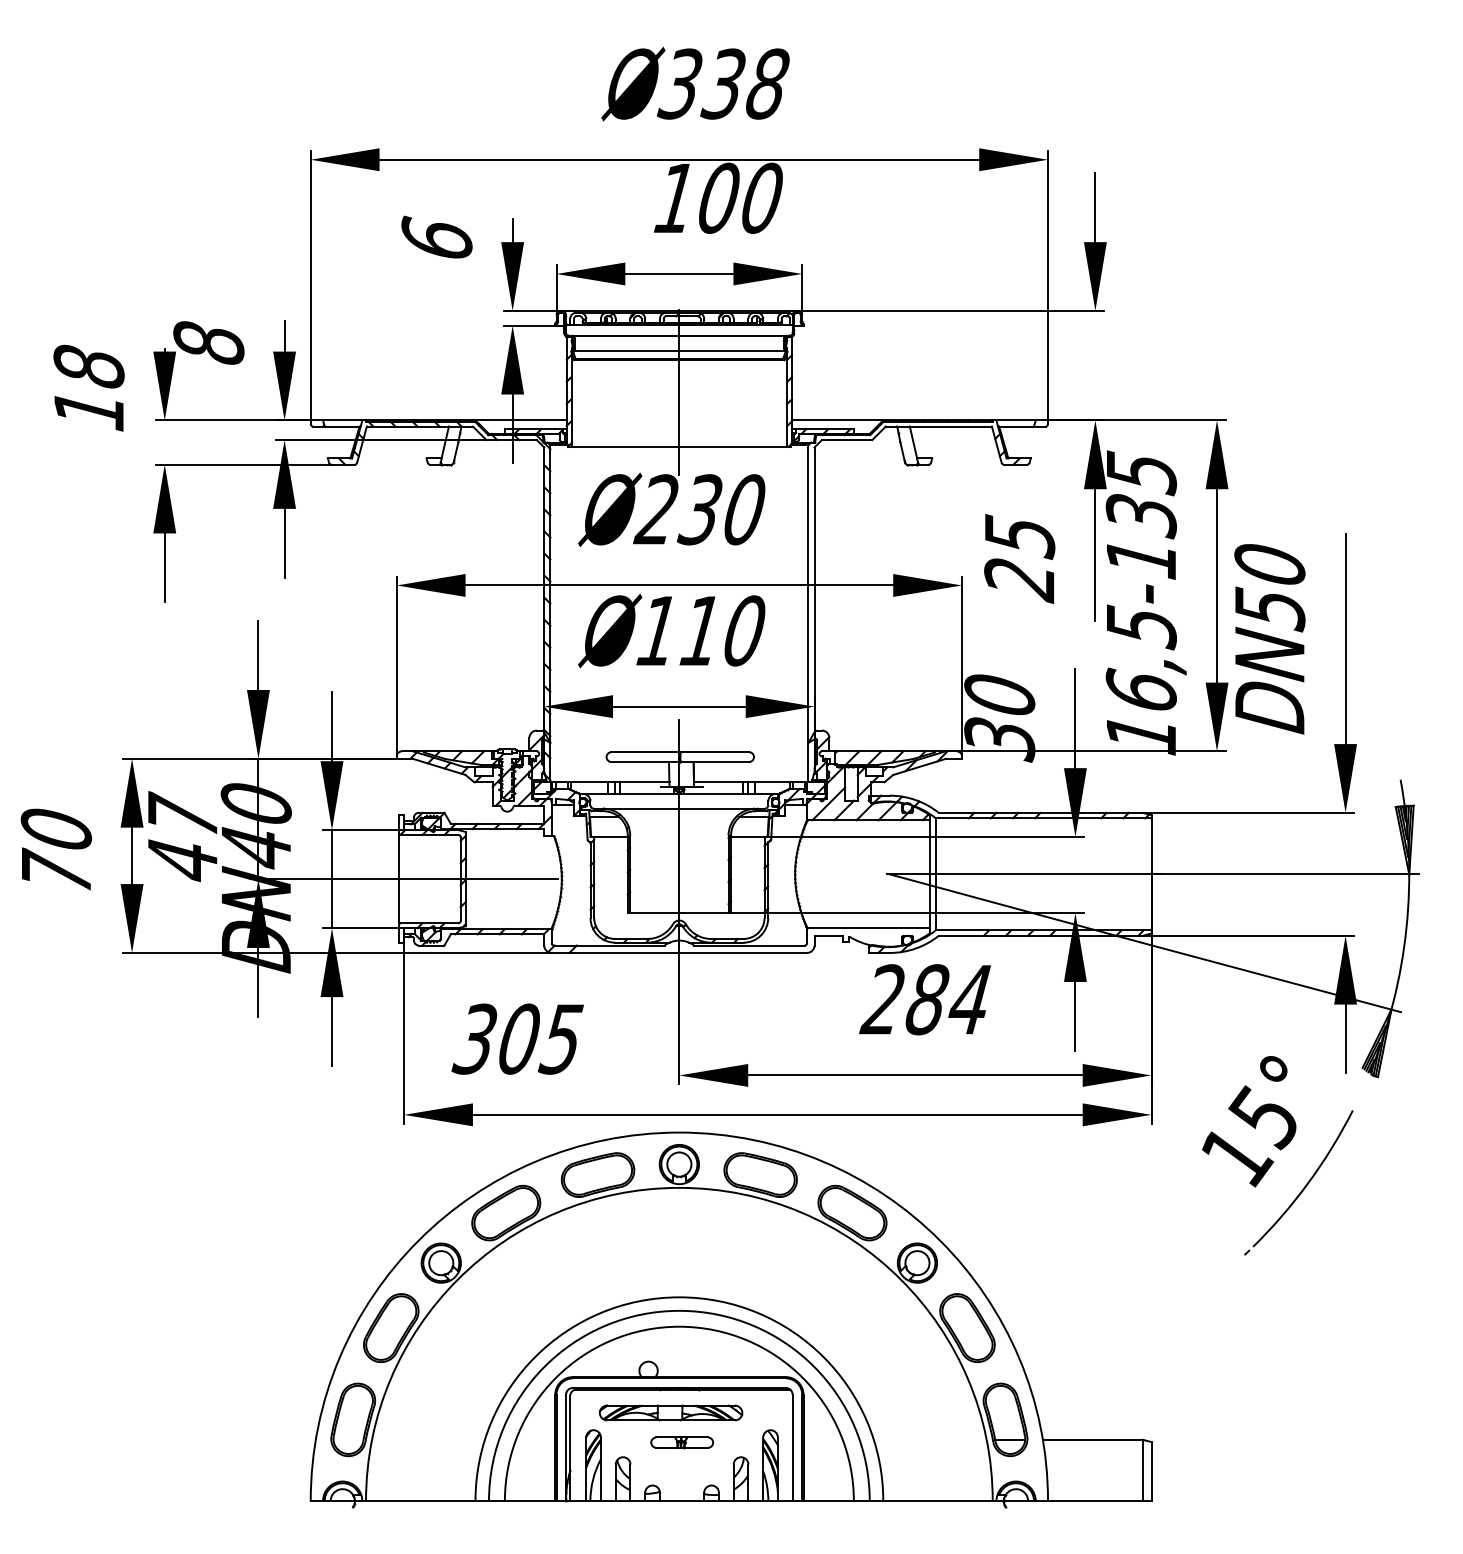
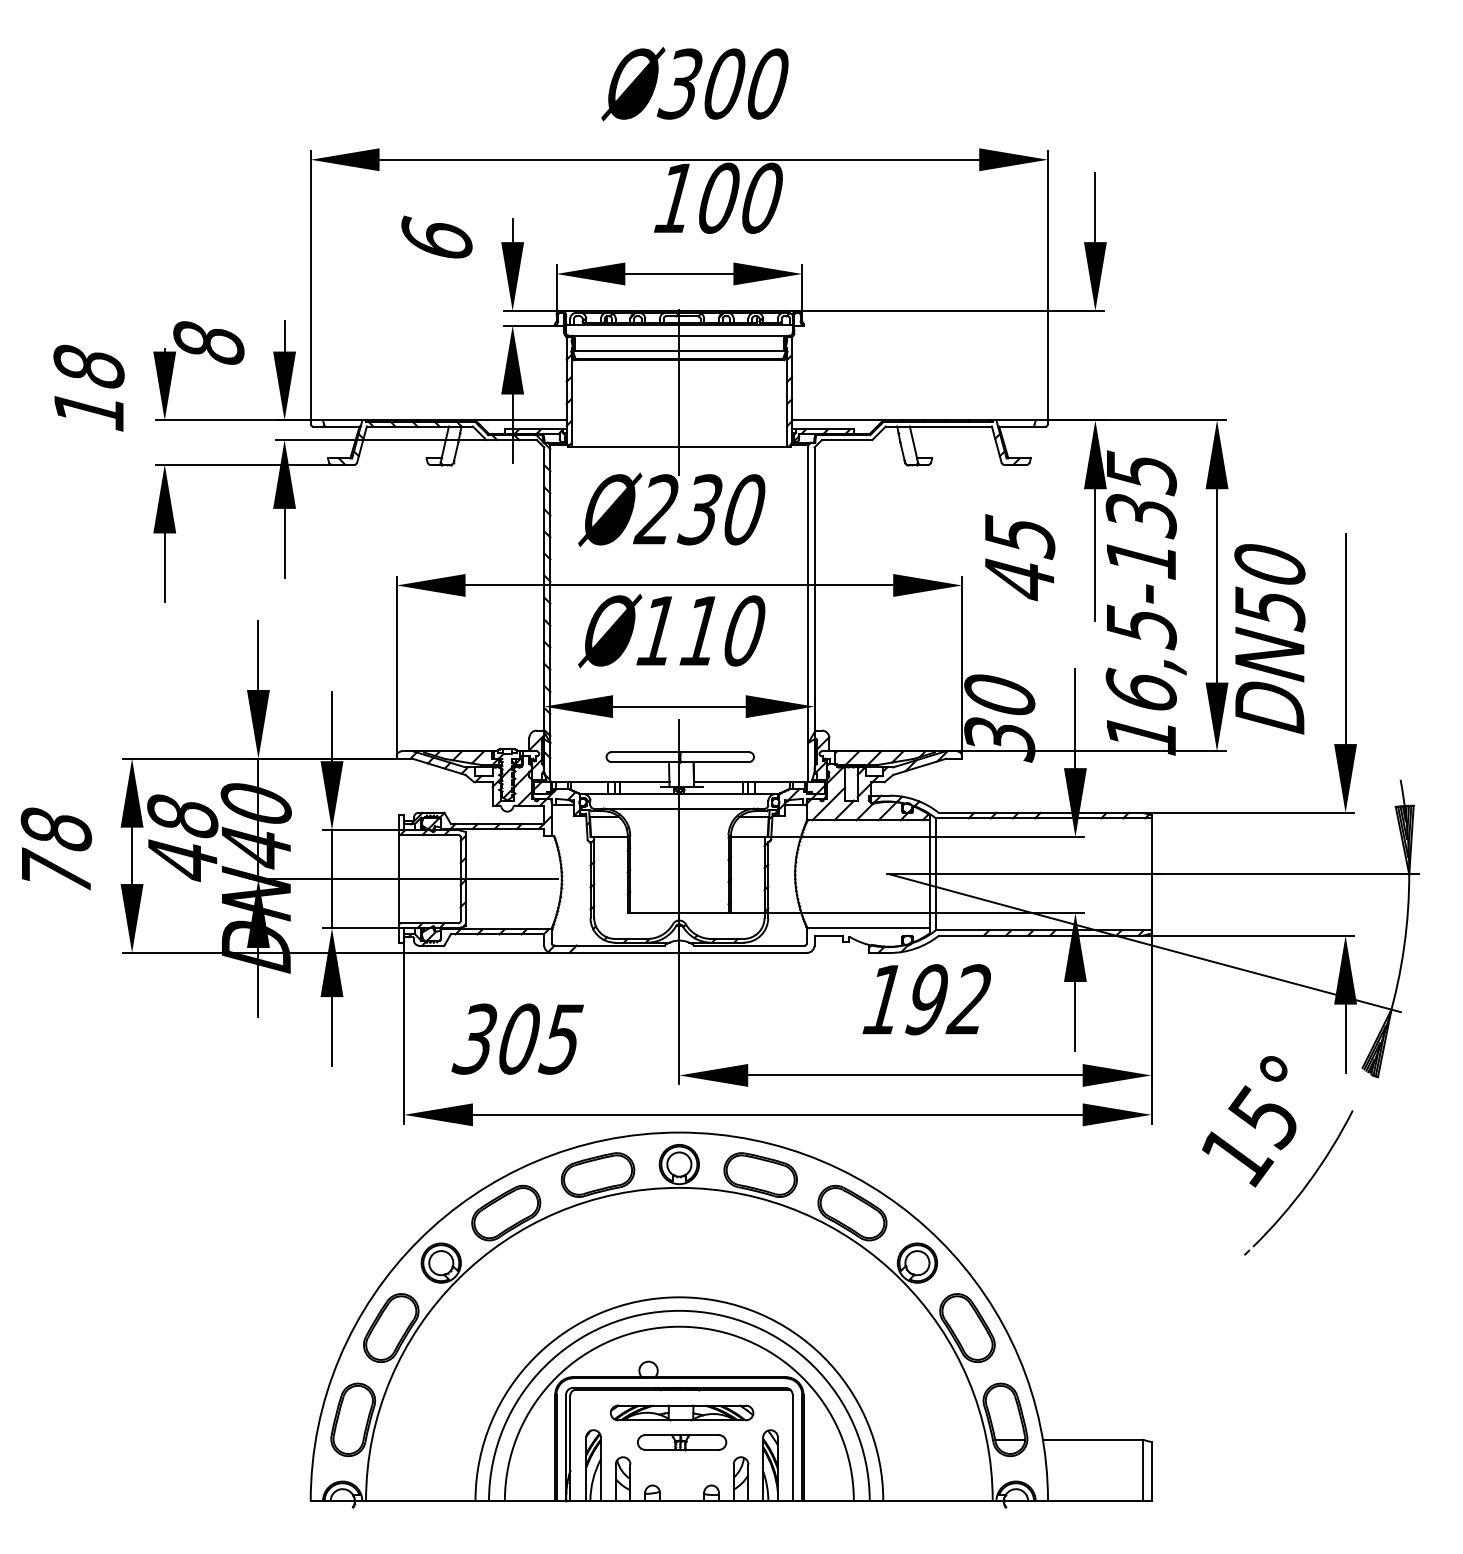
text: 338 -> 300 (744, 83)
text: 25 -> 45 (1019, 580)
text: 47 -> 48 (182, 814)
text: 70 -> 78 (56, 829)
text: 284 -> 192 (924, 999)
part position: (671, 1412) -> (682, 1412) (682, 1412)
part size: 65x14 px -> 91x18 px (682, 1442)
